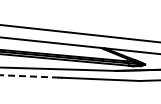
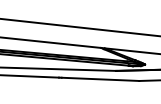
line position: (79, 33) -> (79, 27) (79, 27)
line: dashed -> solid (29, 76)
